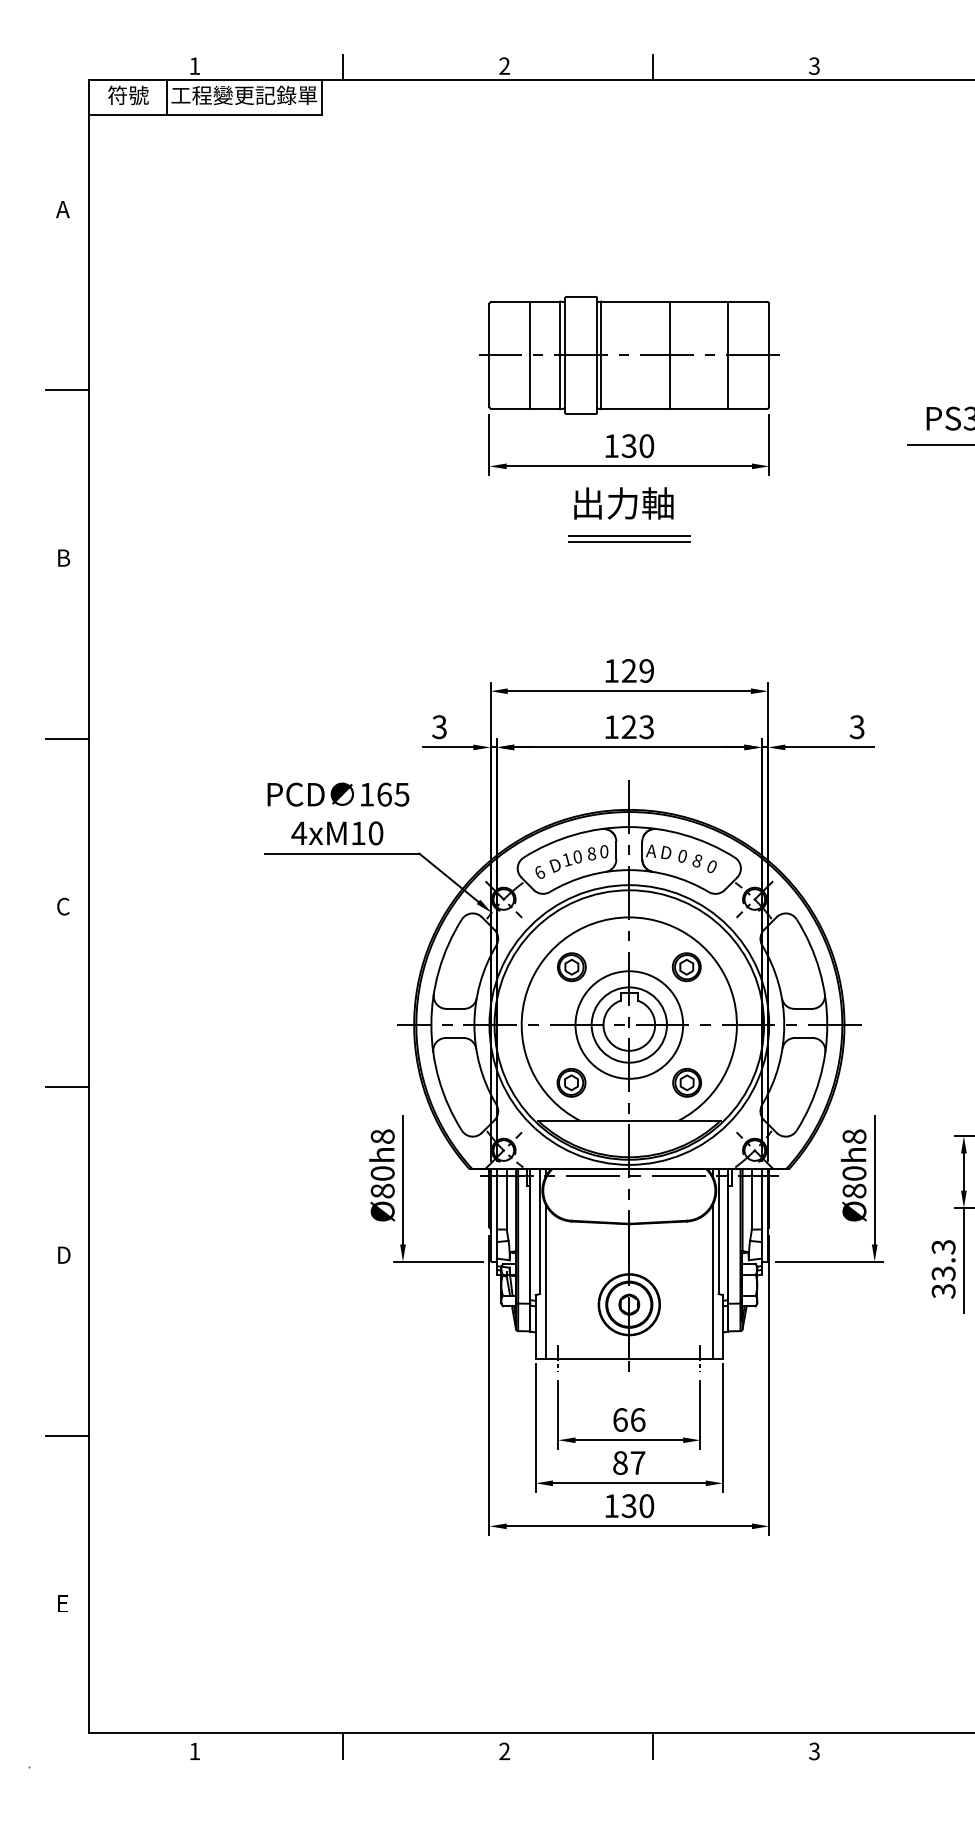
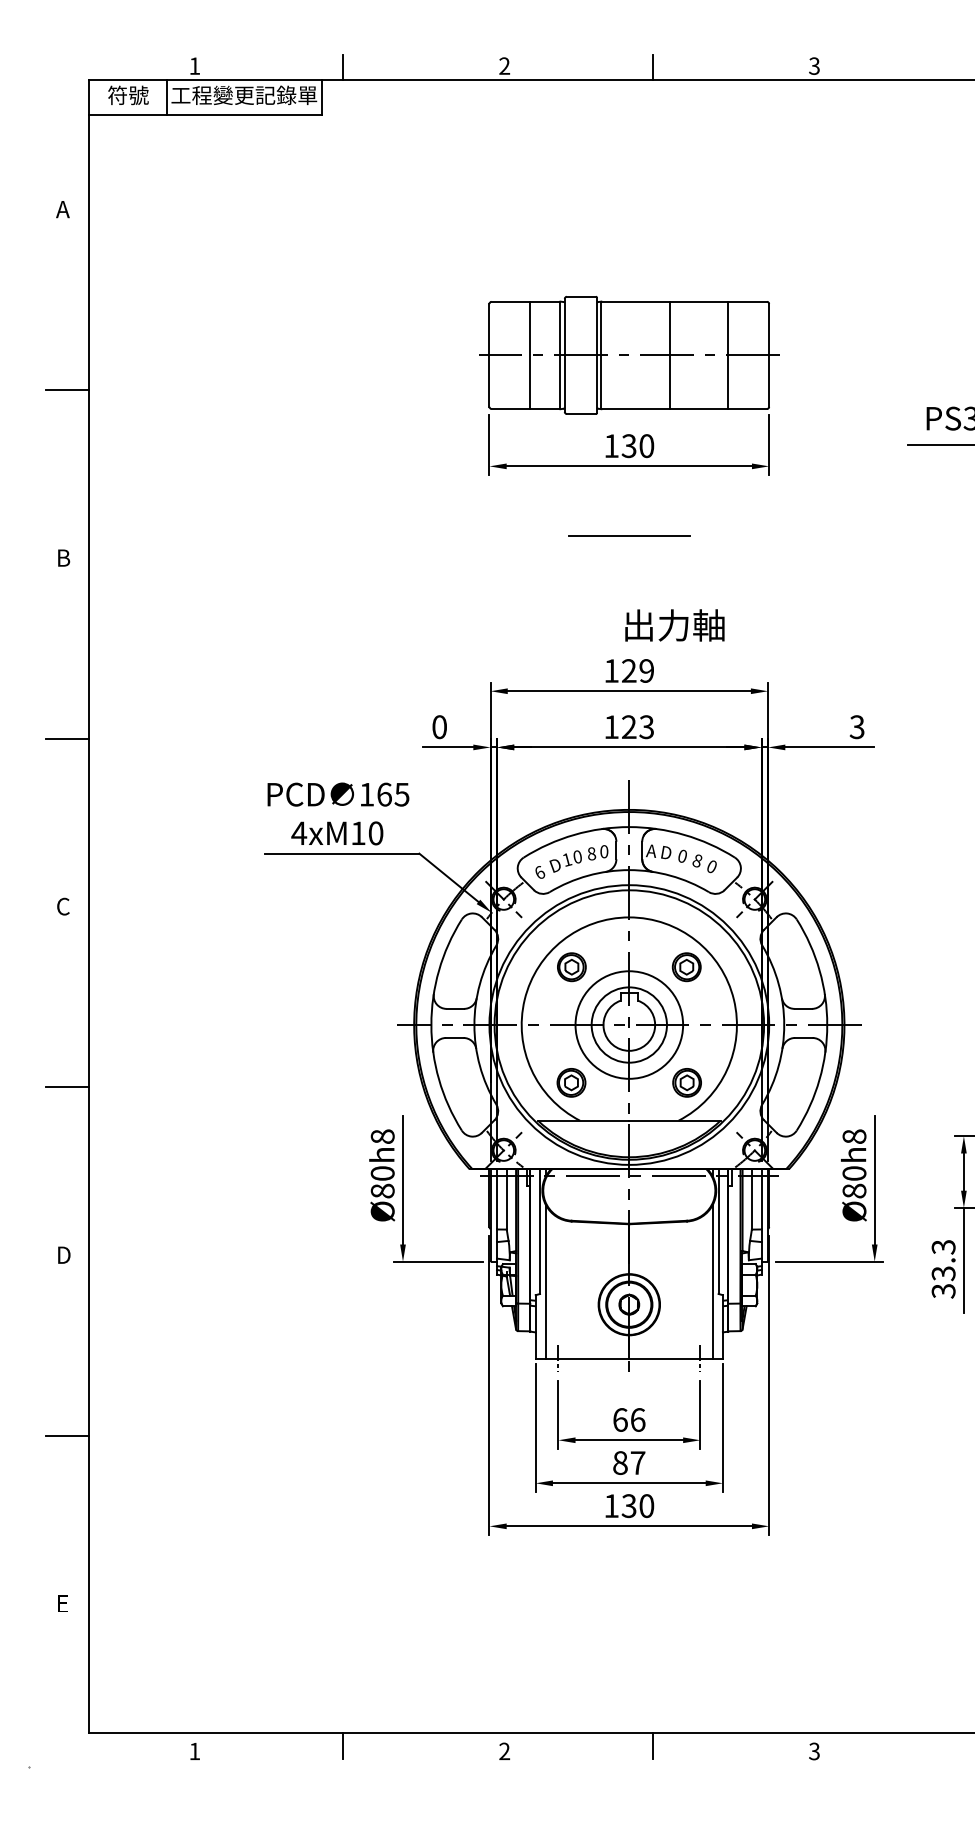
text position: (623, 503) -> (674, 625) (674, 625)
line: present -> none (628, 542)
text: 3 -> 0 (439, 727)
